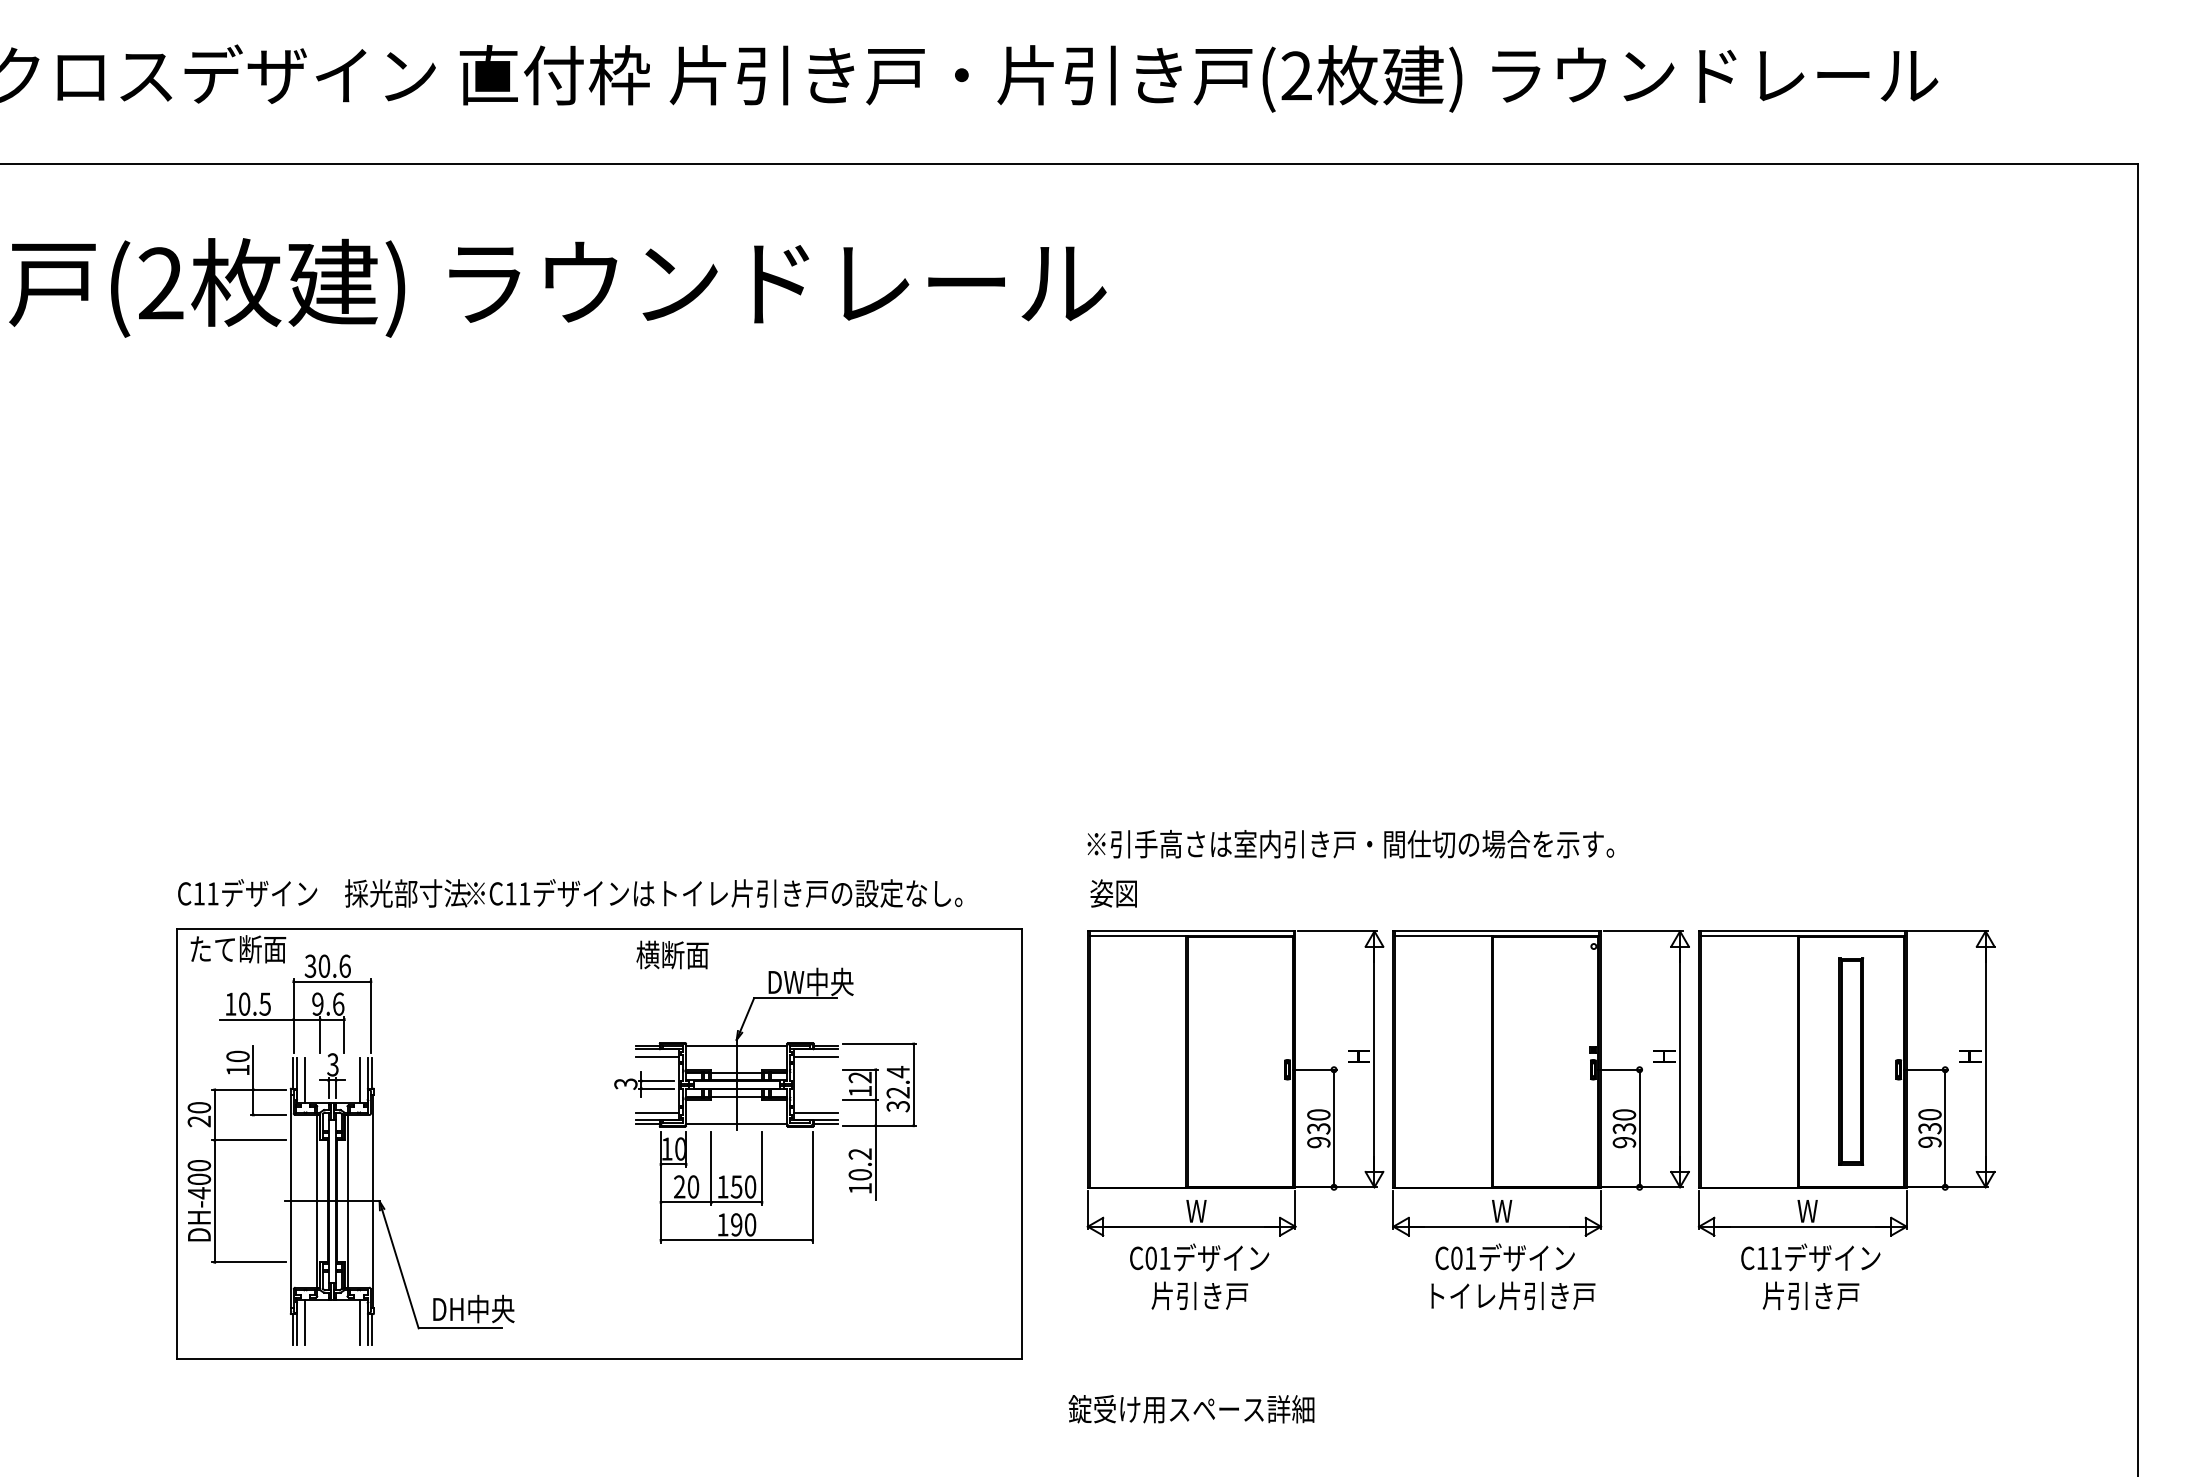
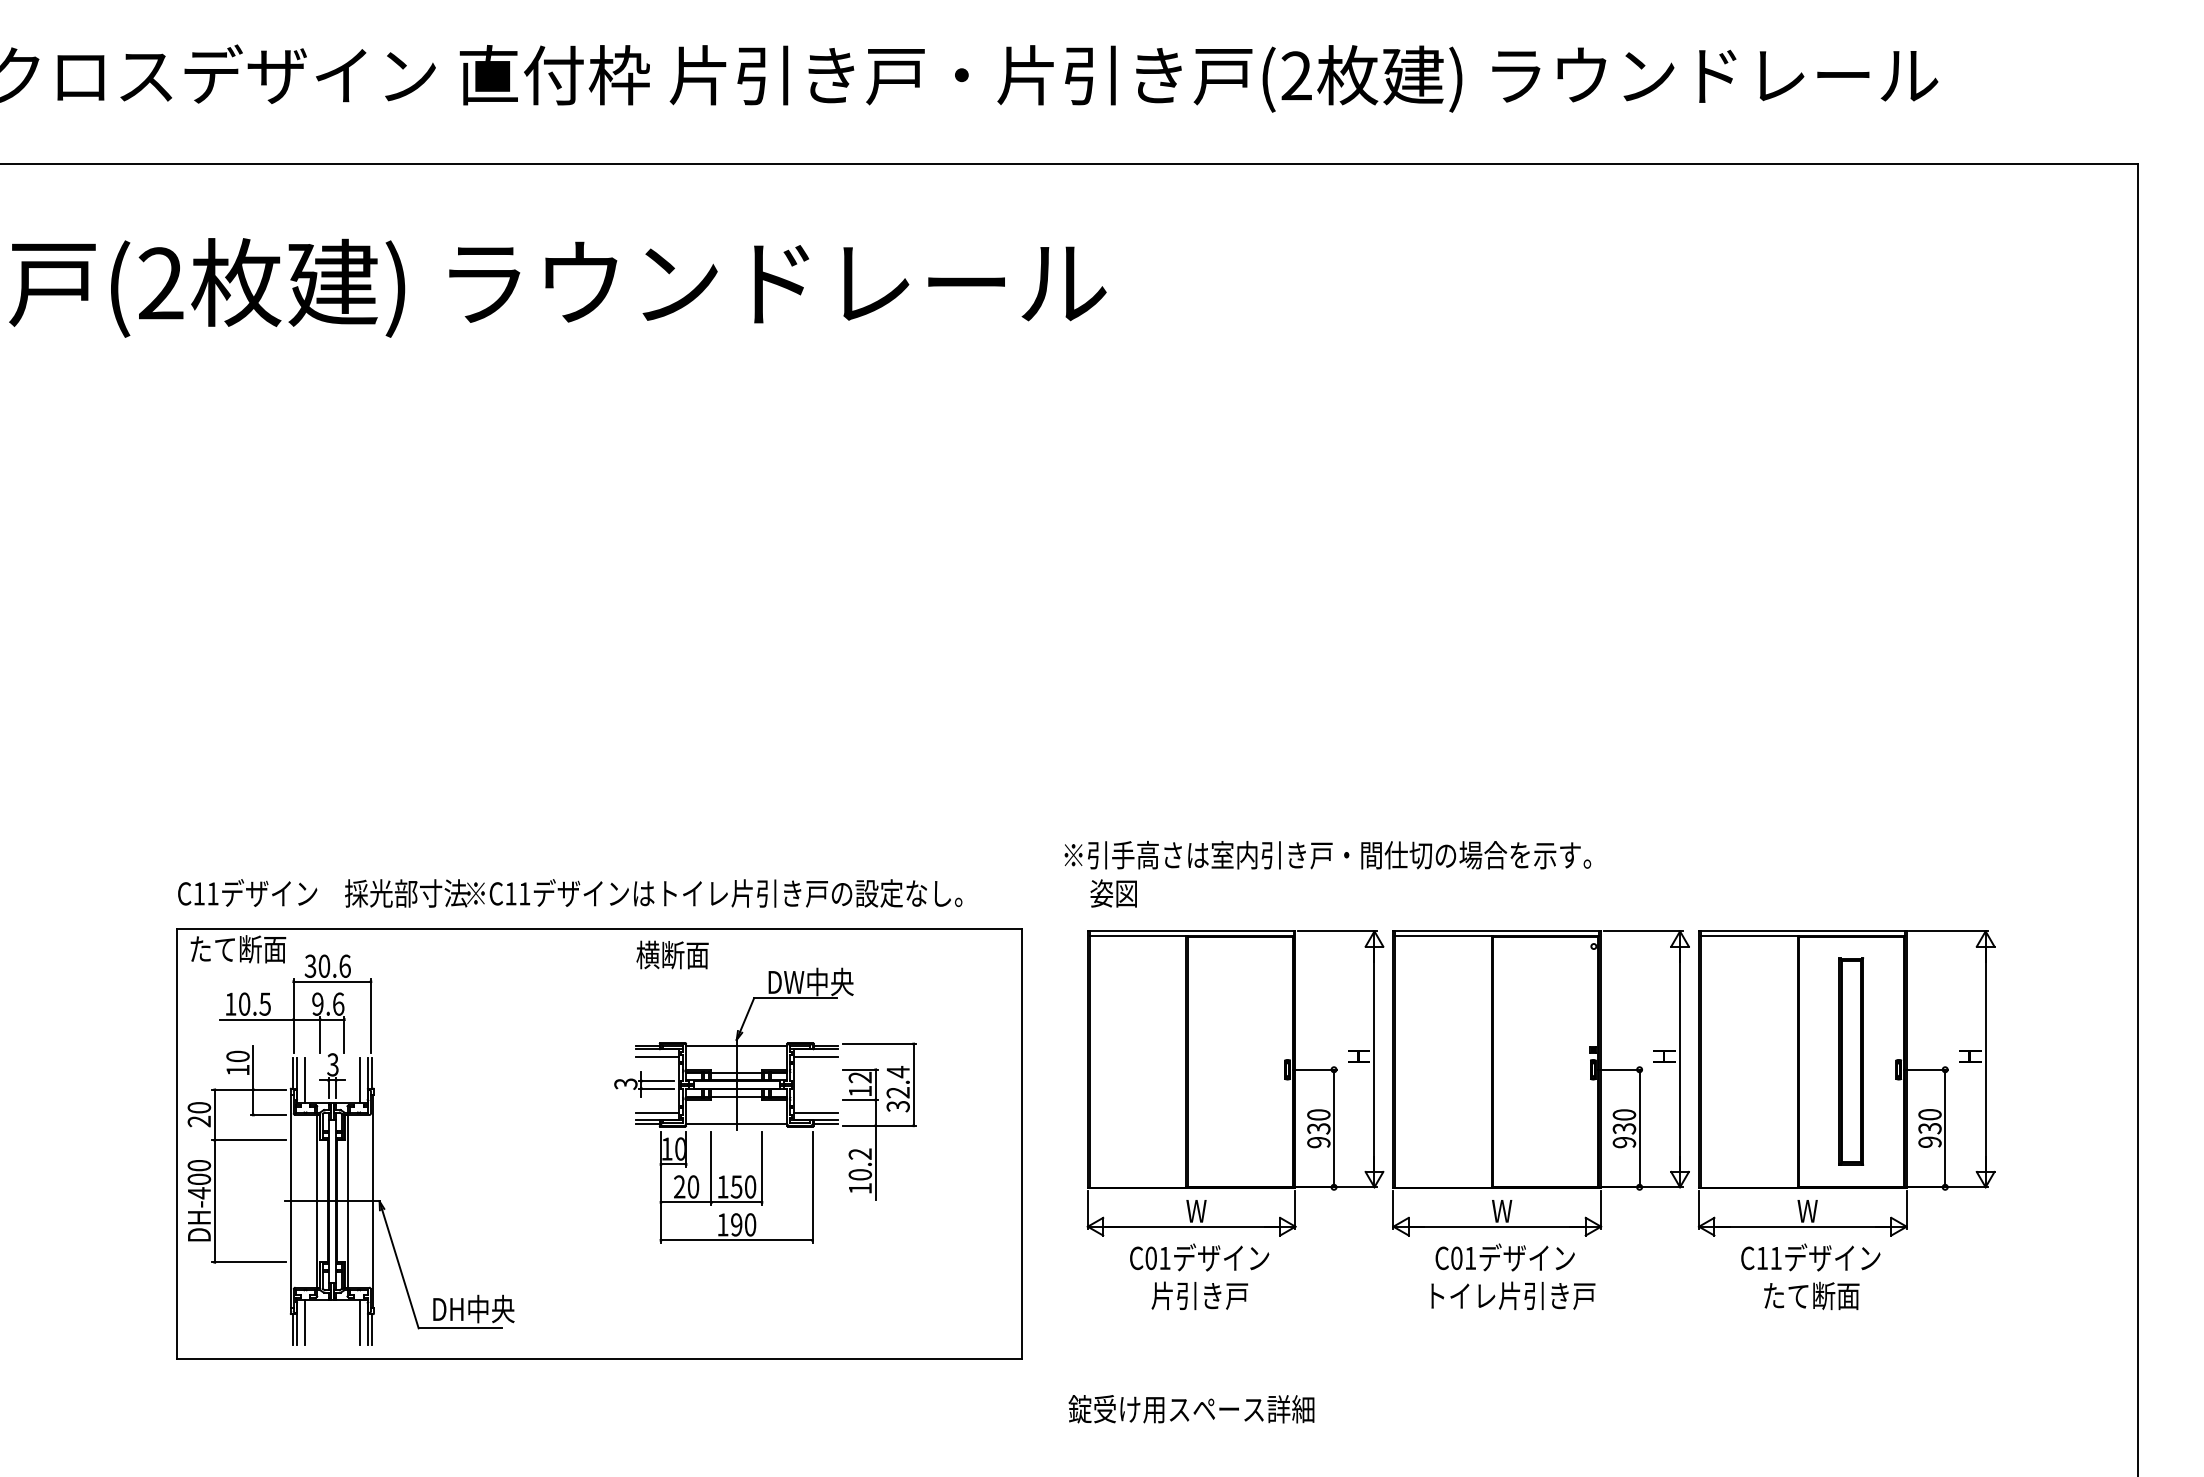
text position: (1350, 844) -> (1327, 855) (1327, 855)
text: 片引き戸 -> たて断面 (1810, 1295)
